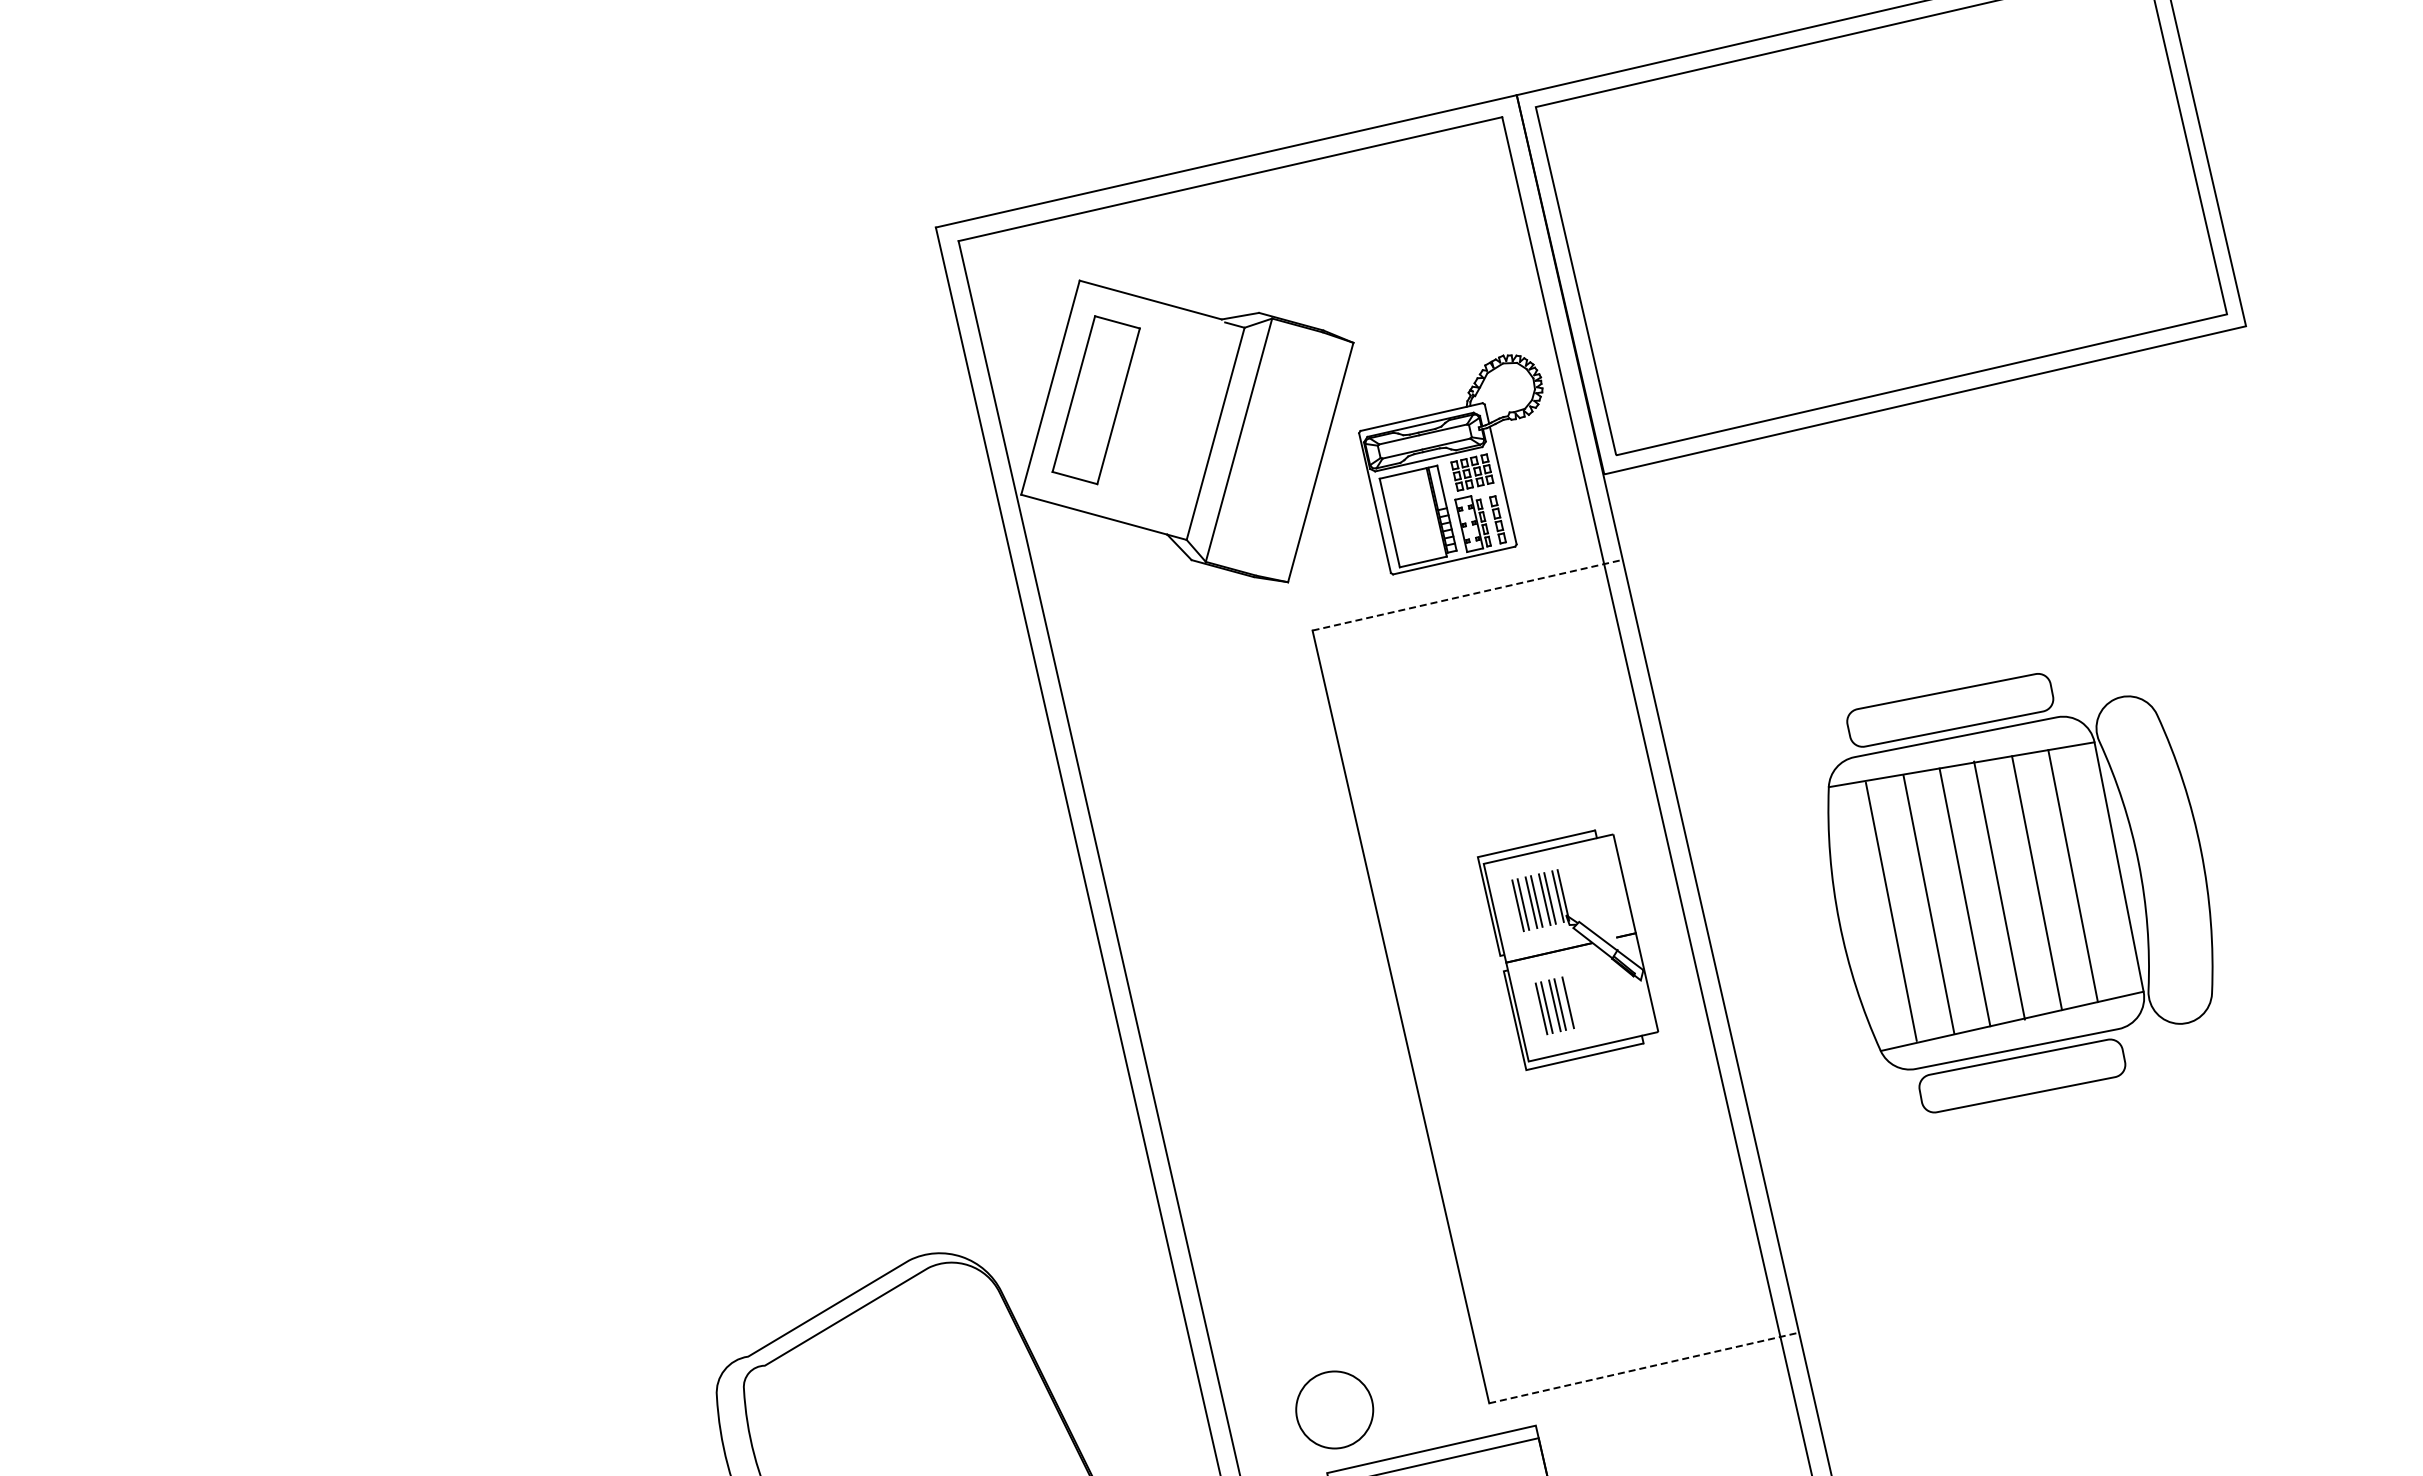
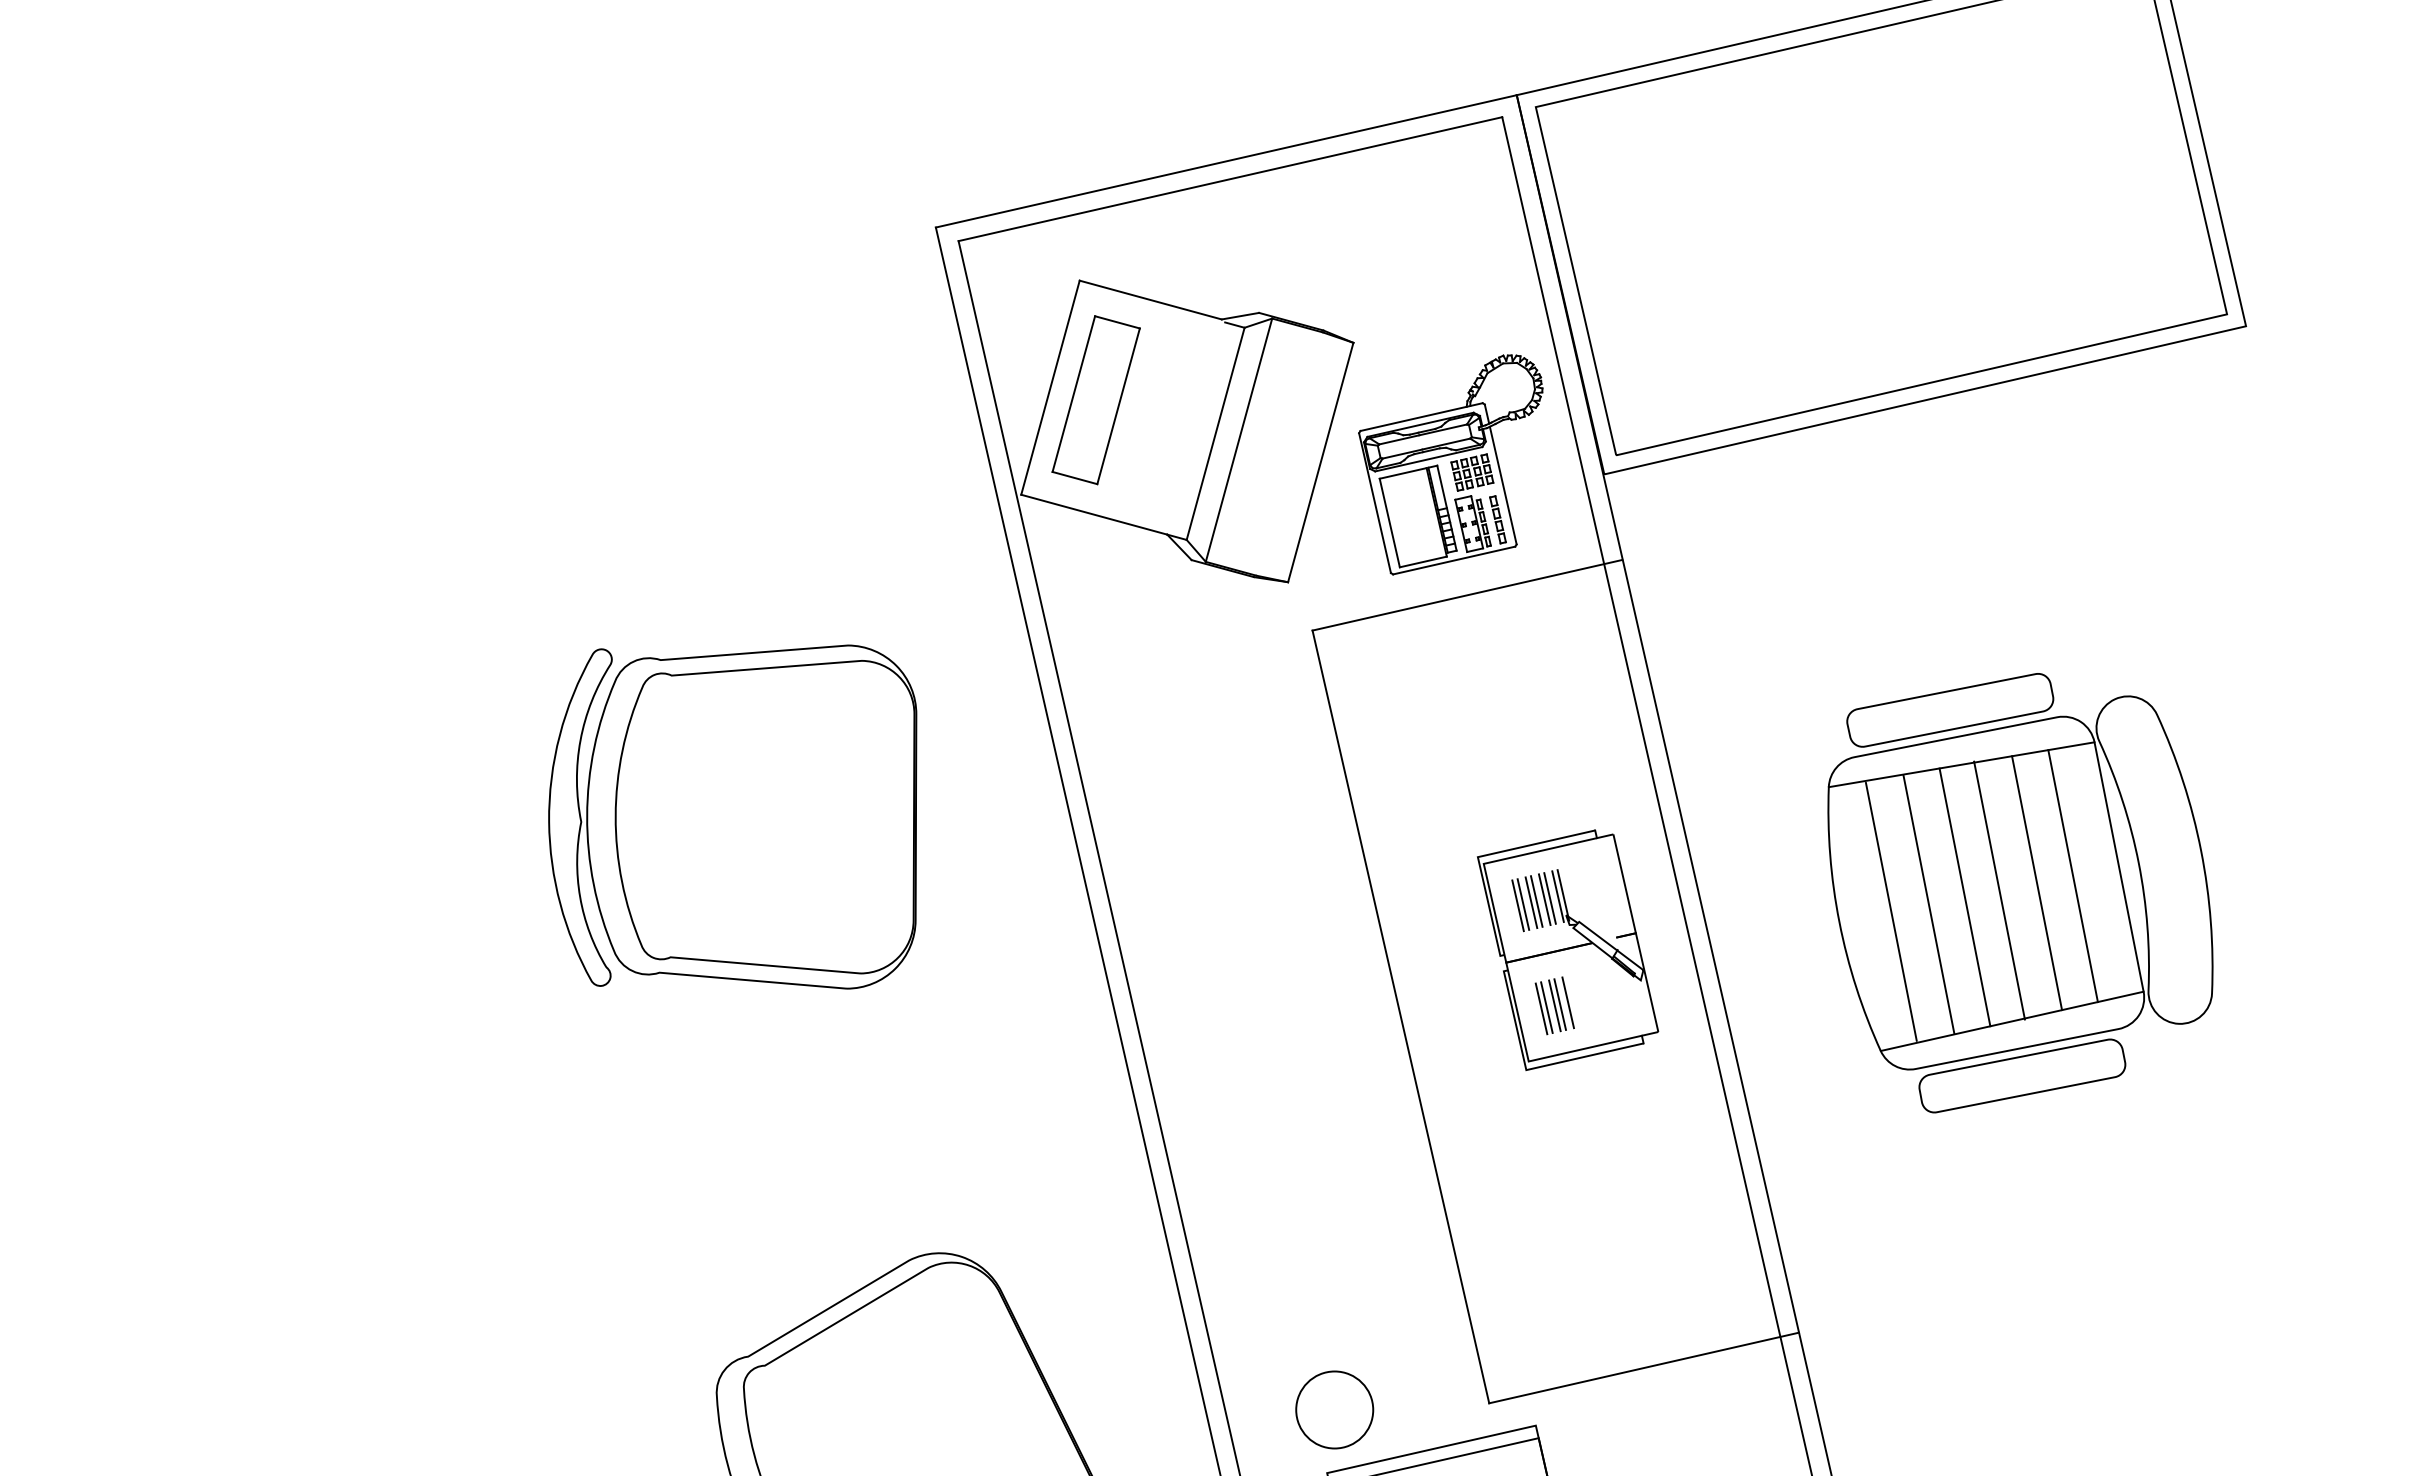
line: dashed -> solid (1467, 595)
part: none -> present (732, 816)
line: dashed -> solid (1644, 1367)
